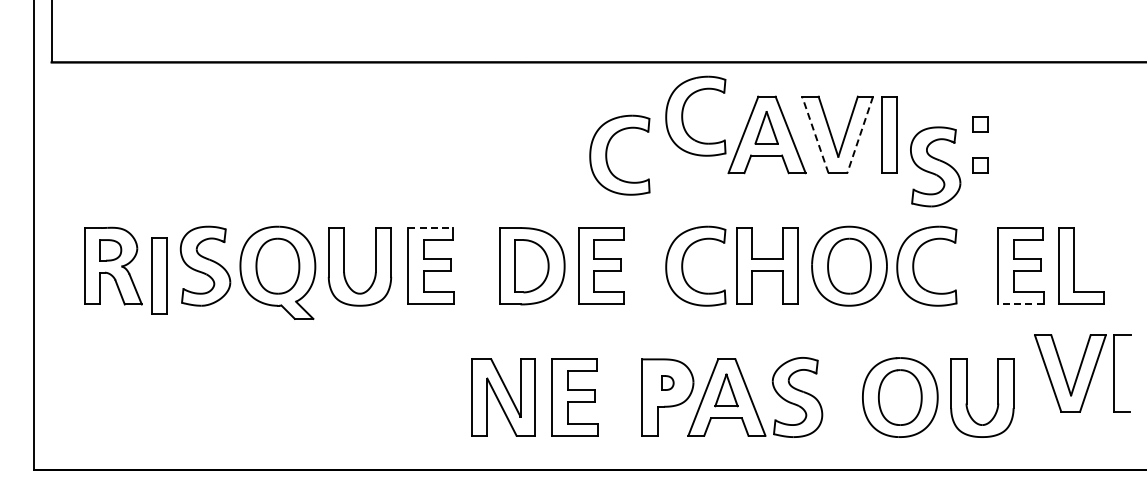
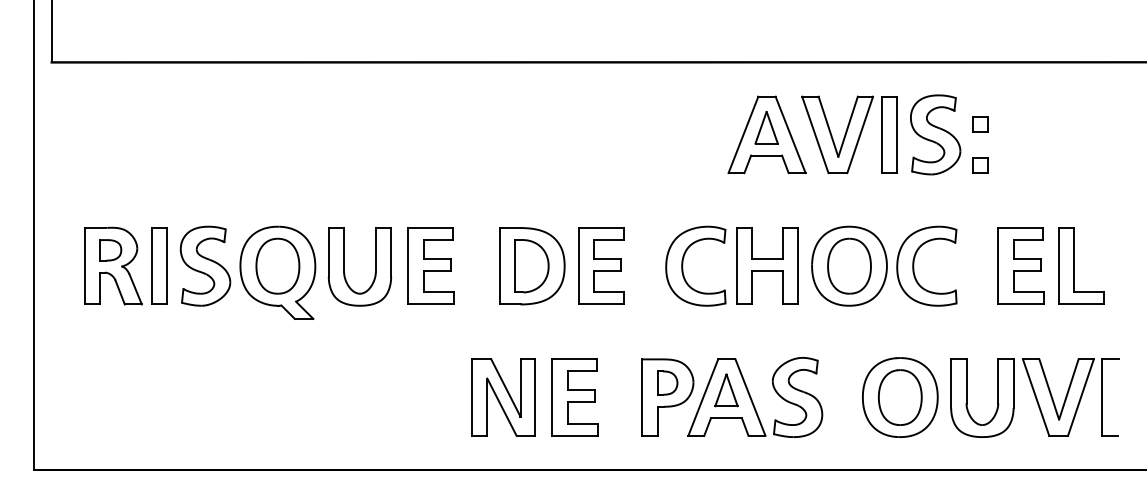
part: present -> none (683, 115)
line: dashed -> solid (815, 134)
line: dashed -> solid (860, 135)
part: present -> none (607, 154)
part position: (935, 166) -> (935, 134) (935, 134)
line: dashed -> solid (430, 228)
part position: (159, 275) -> (159, 265) (159, 265)
line: dashed -> solid (1020, 304)
part position: (1082, 373) -> (1070, 397) (1070, 397)
part size: 14x16 px -> 22x26 px (667, 382)
